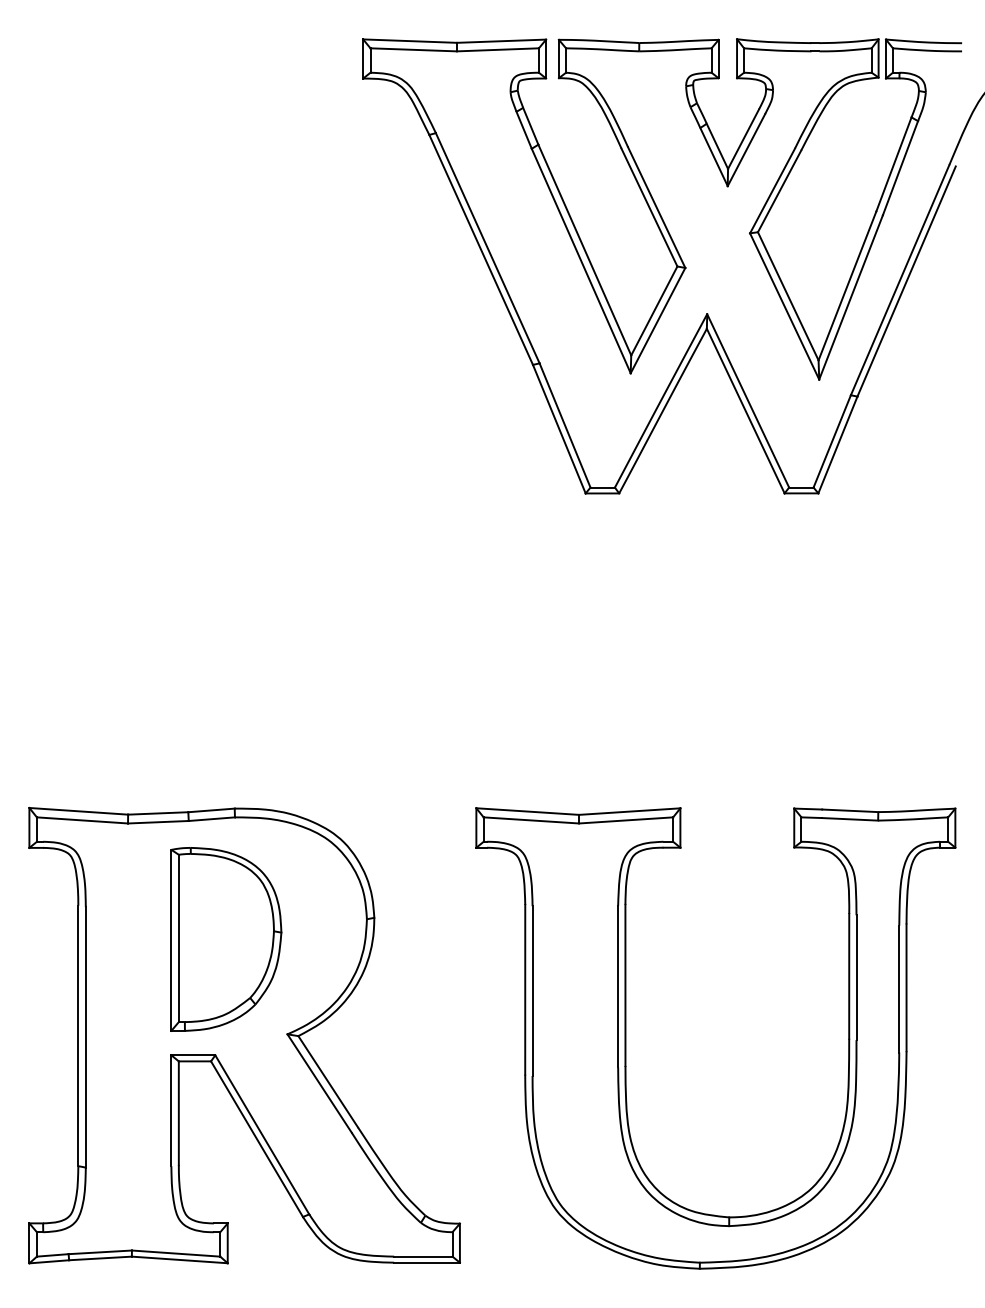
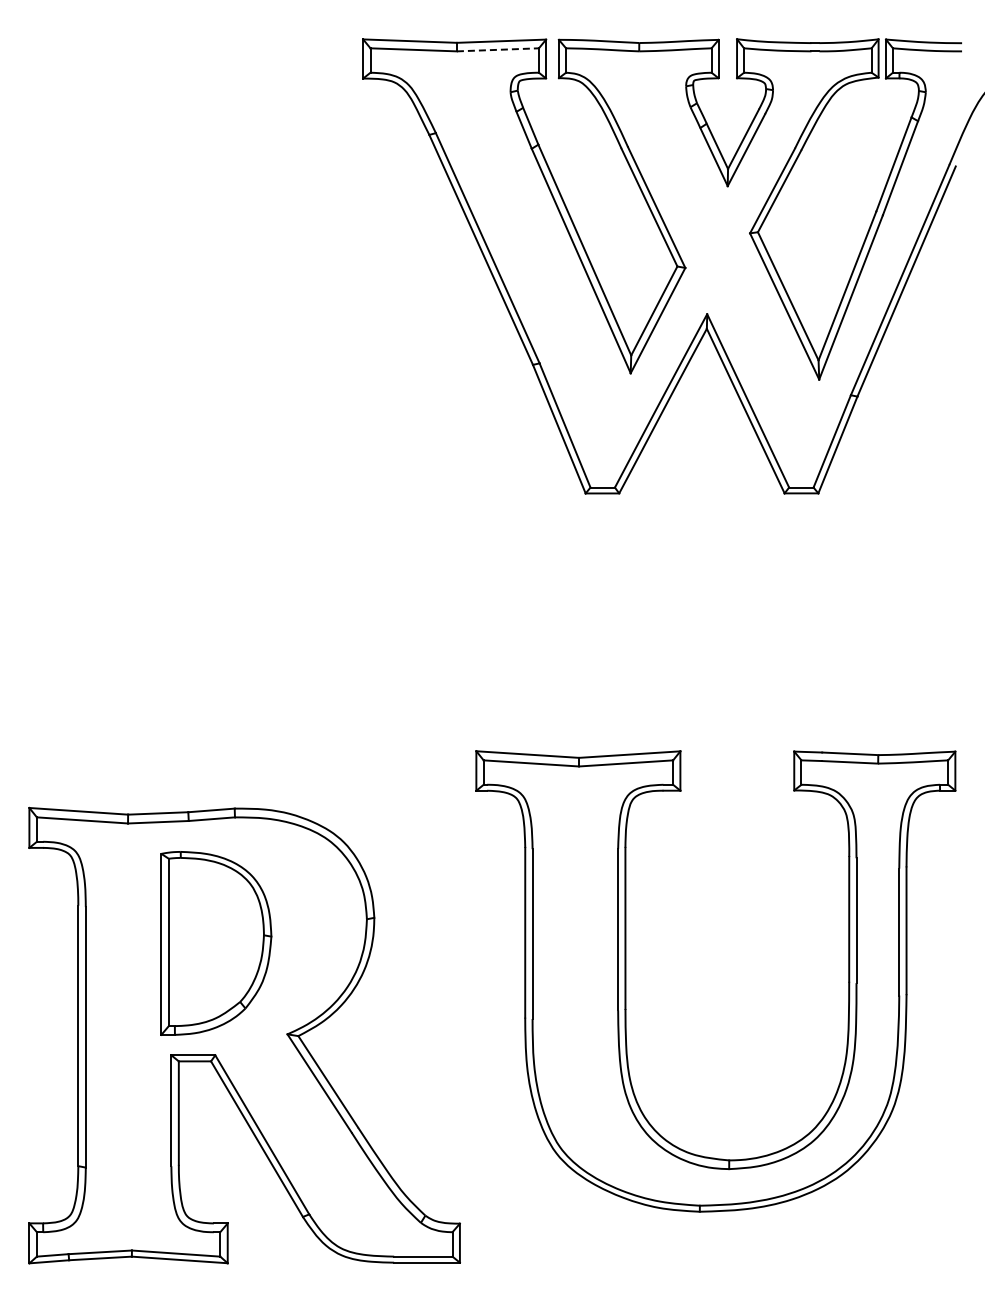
line: solid -> dashed (498, 49)
part position: (226, 939) -> (216, 943) (216, 943)
part position: (626, 1038) -> (626, 981) (626, 981)
